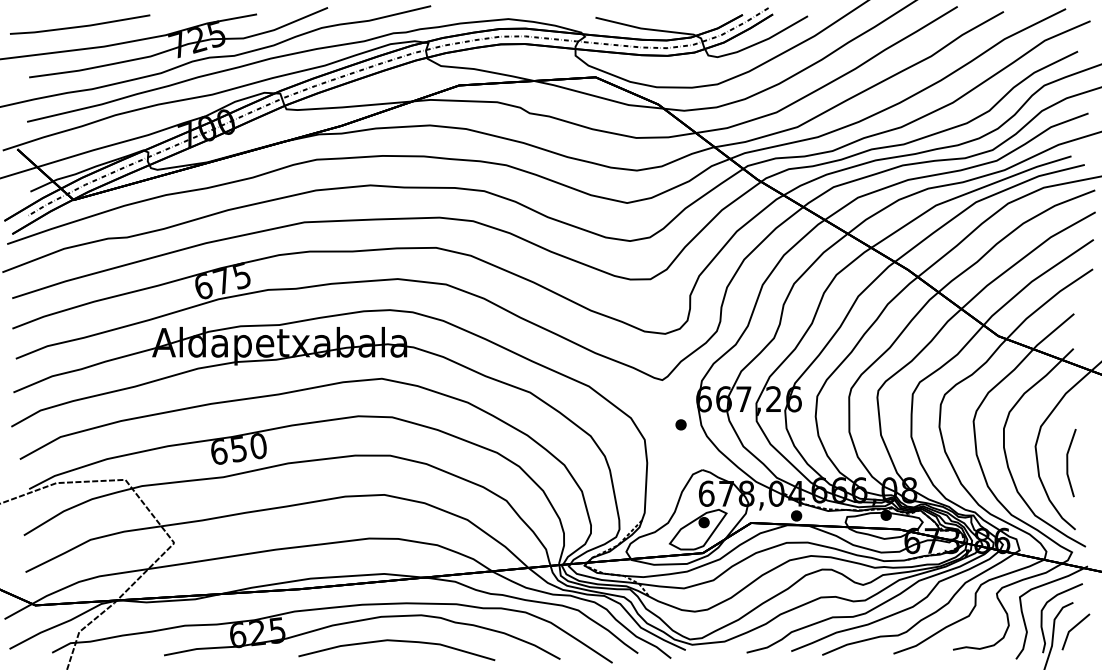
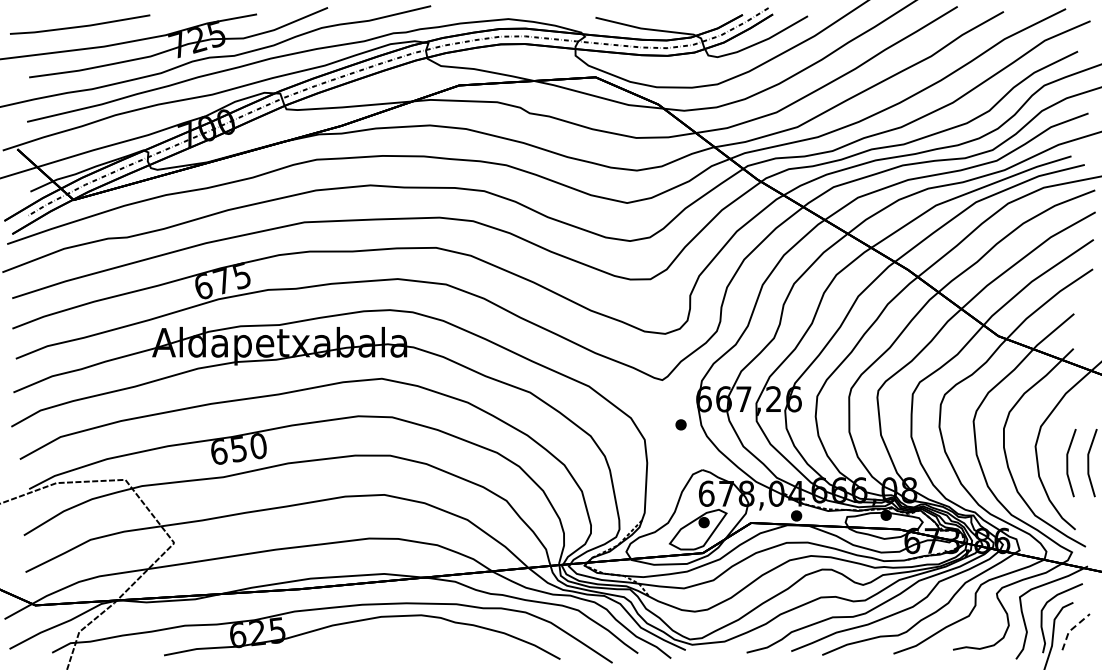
line: none -> present (1089, 463)
line: solid -> dashed (1071, 629)
curve: present -> none (396, 641)
